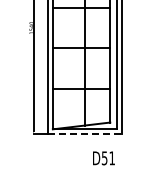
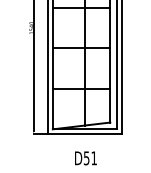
line: dashed -> solid (85, 133)
text position: (103, 158) -> (85, 158) (85, 158)
